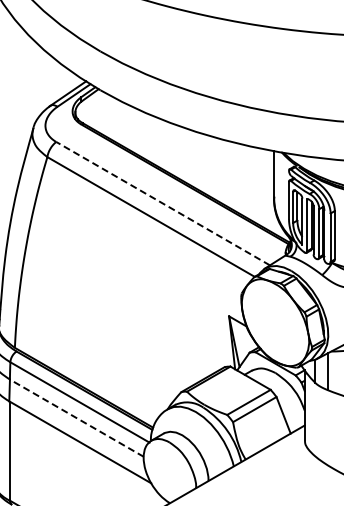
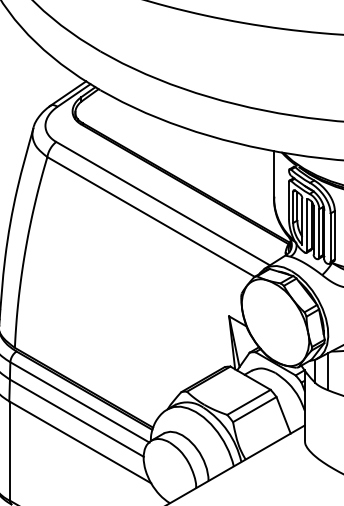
line: dashed -> solid (162, 203)
line: dashed -> solid (76, 417)
